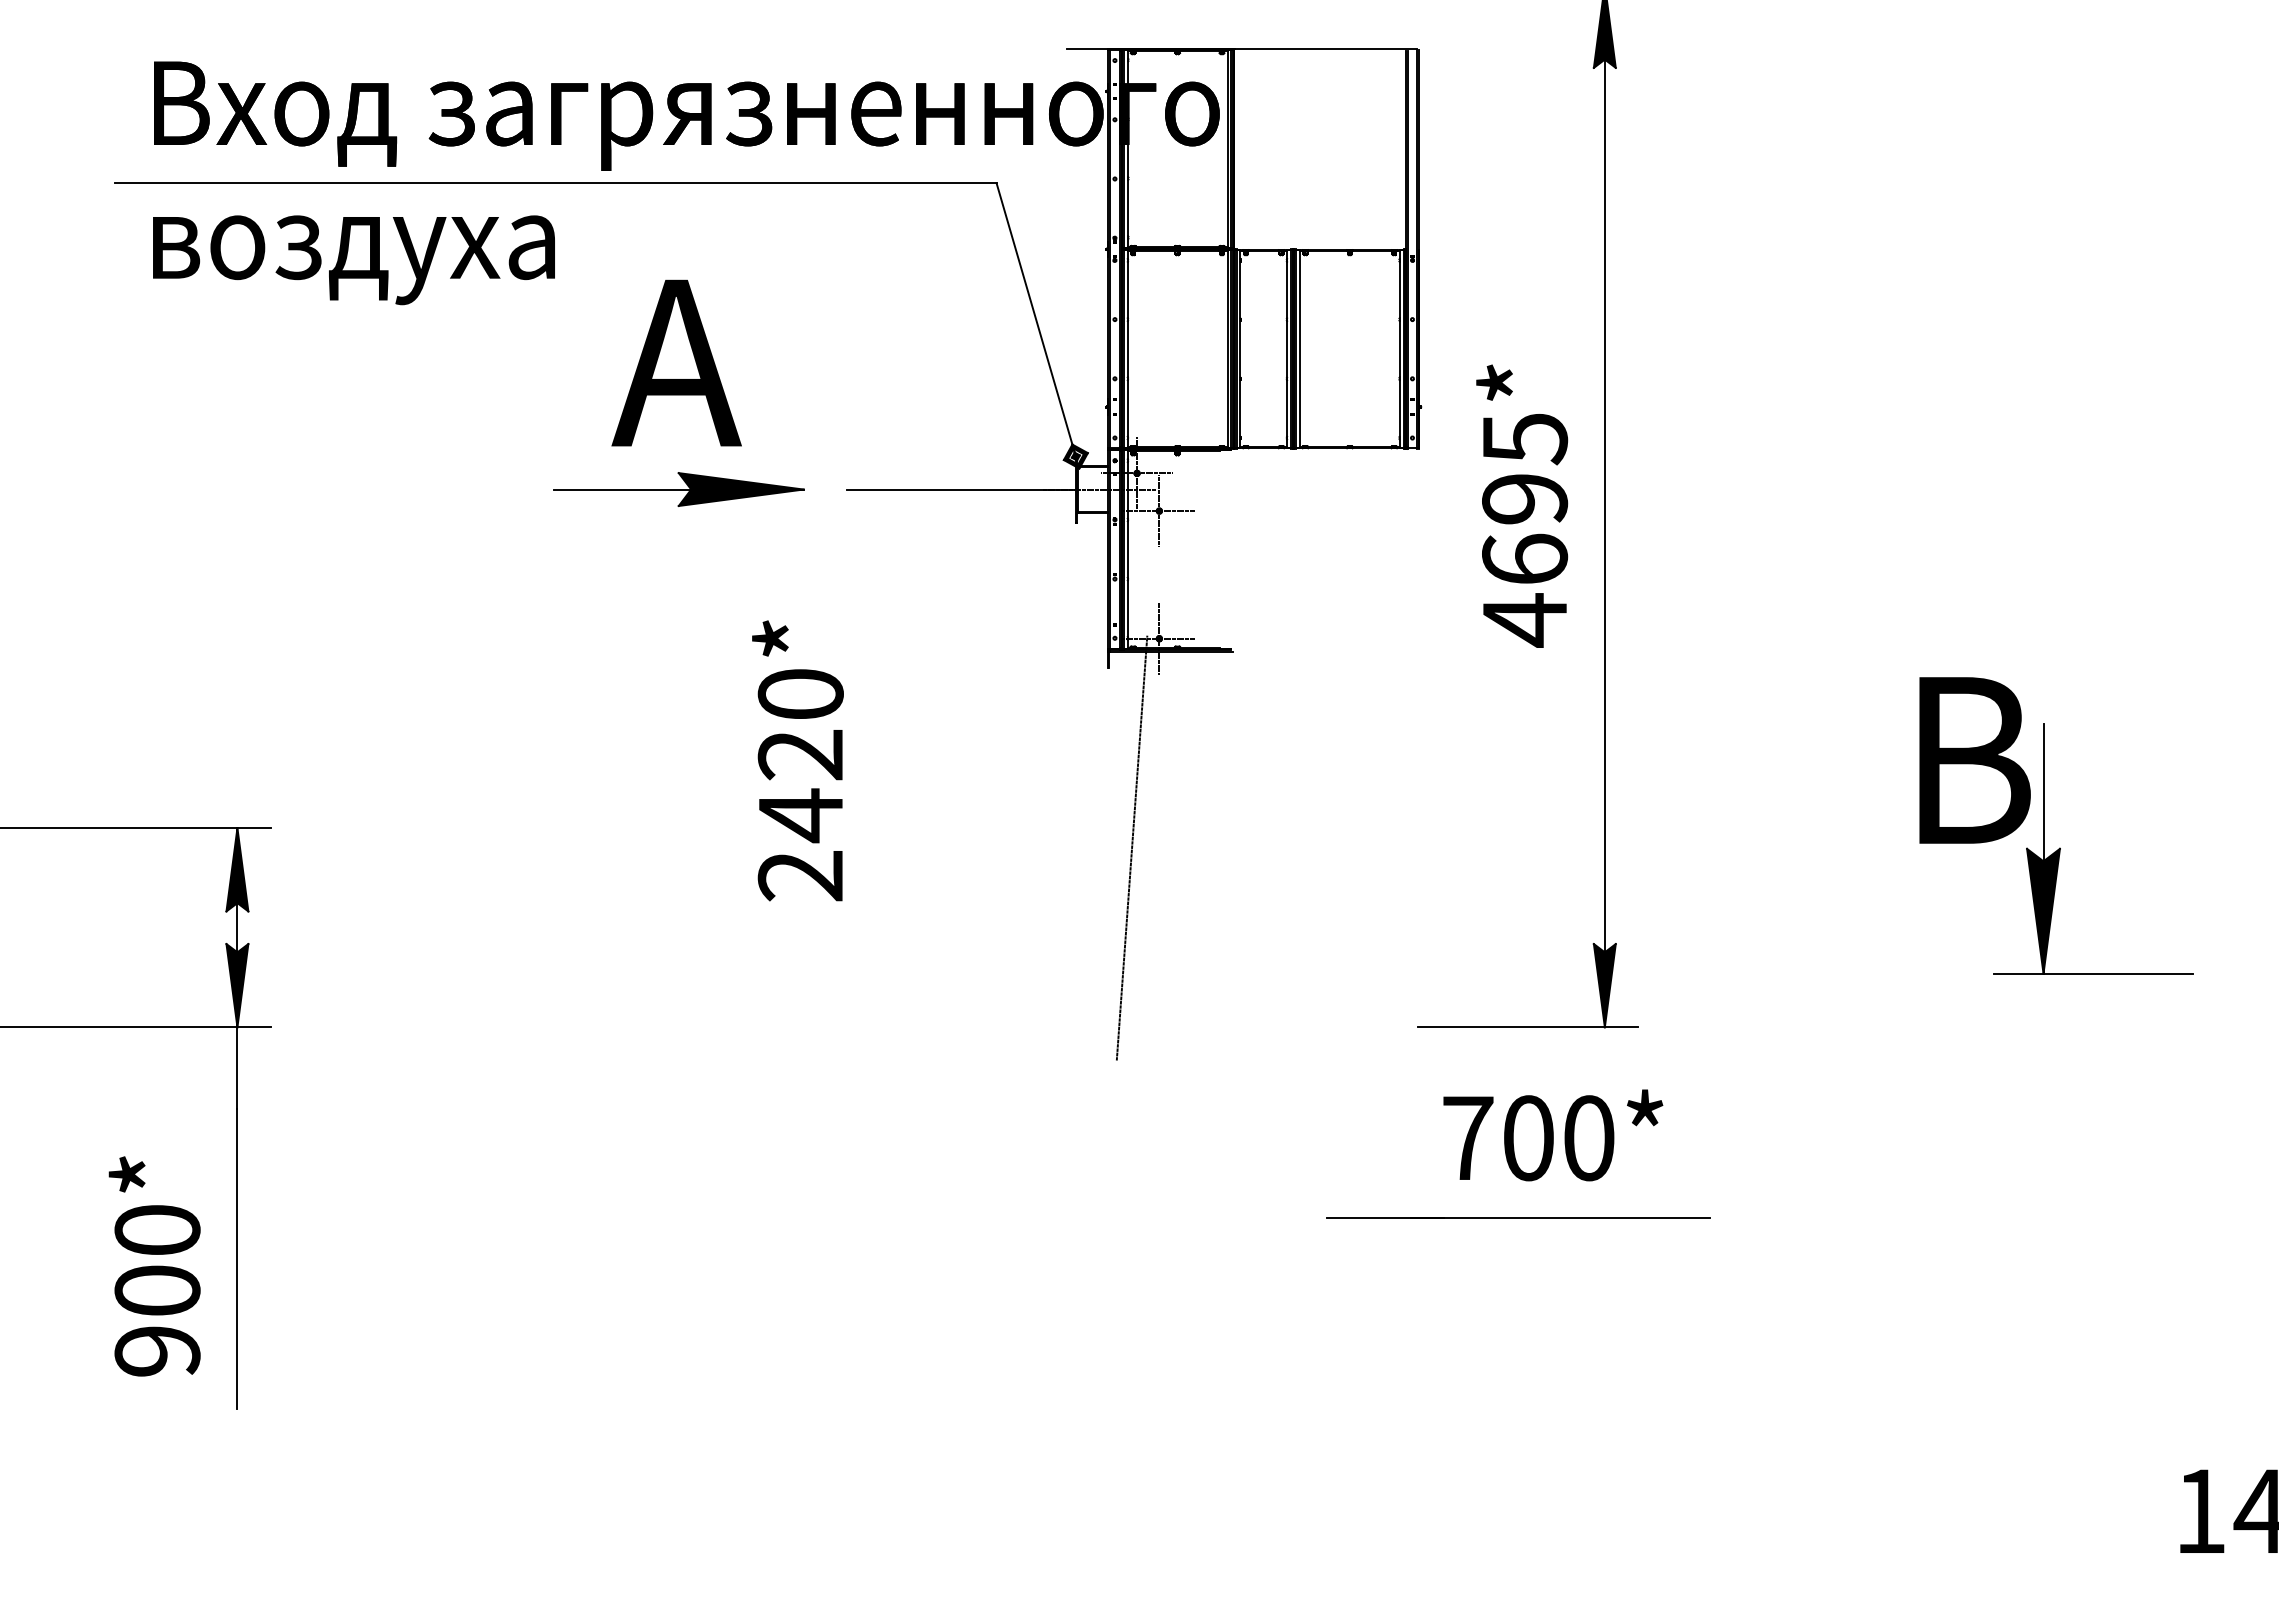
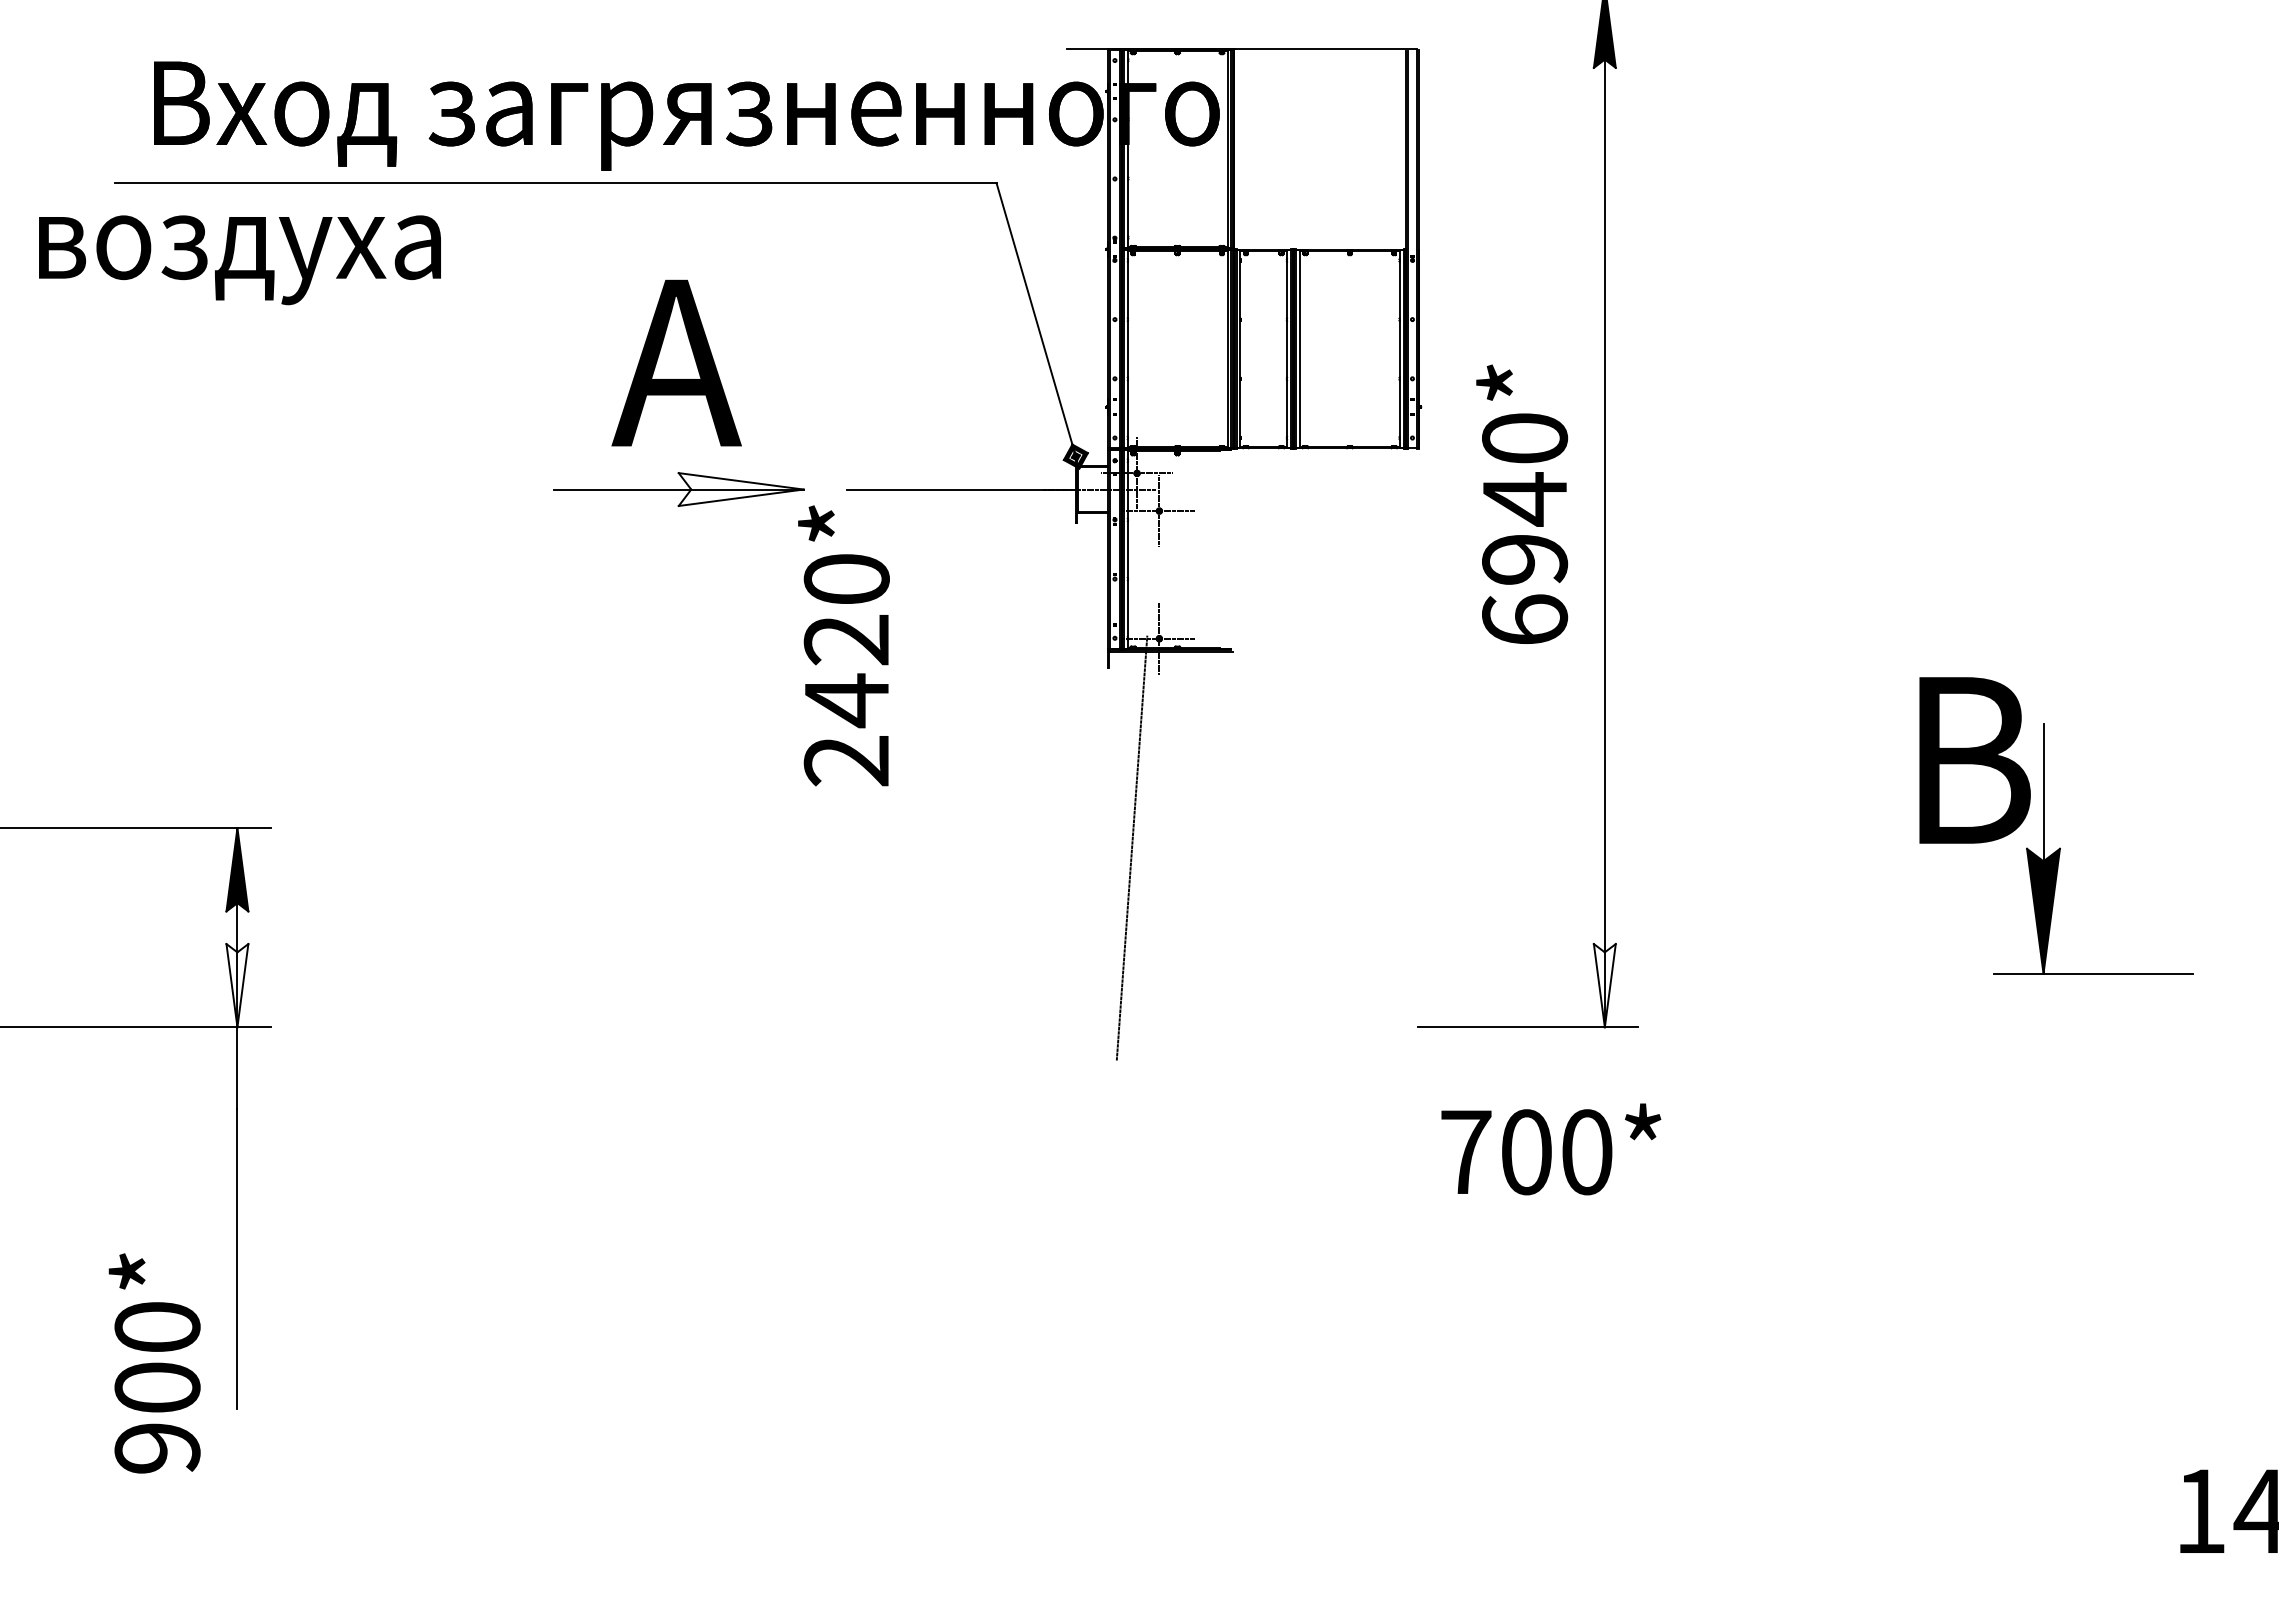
text position: (353, 260) -> (239, 260) (239, 260)
fill: present -> none (740, 489)
text: 4695* -> 6940* (1525, 530)
text position: (797, 760) -> (843, 645) (843, 645)
fill: present -> none (237, 985)
fill: present -> none (1604, 985)
text position: (1553, 1135) -> (1551, 1149) (1551, 1149)
line: present -> none (1518, 1217)
text position: (154, 1266) -> (154, 1363) (154, 1363)
